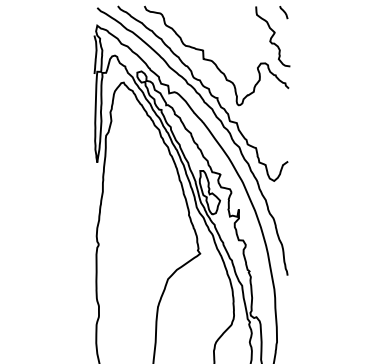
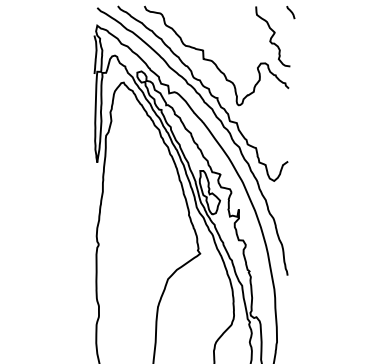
curve position: (283, 12) -> (290, 12) (290, 12)
